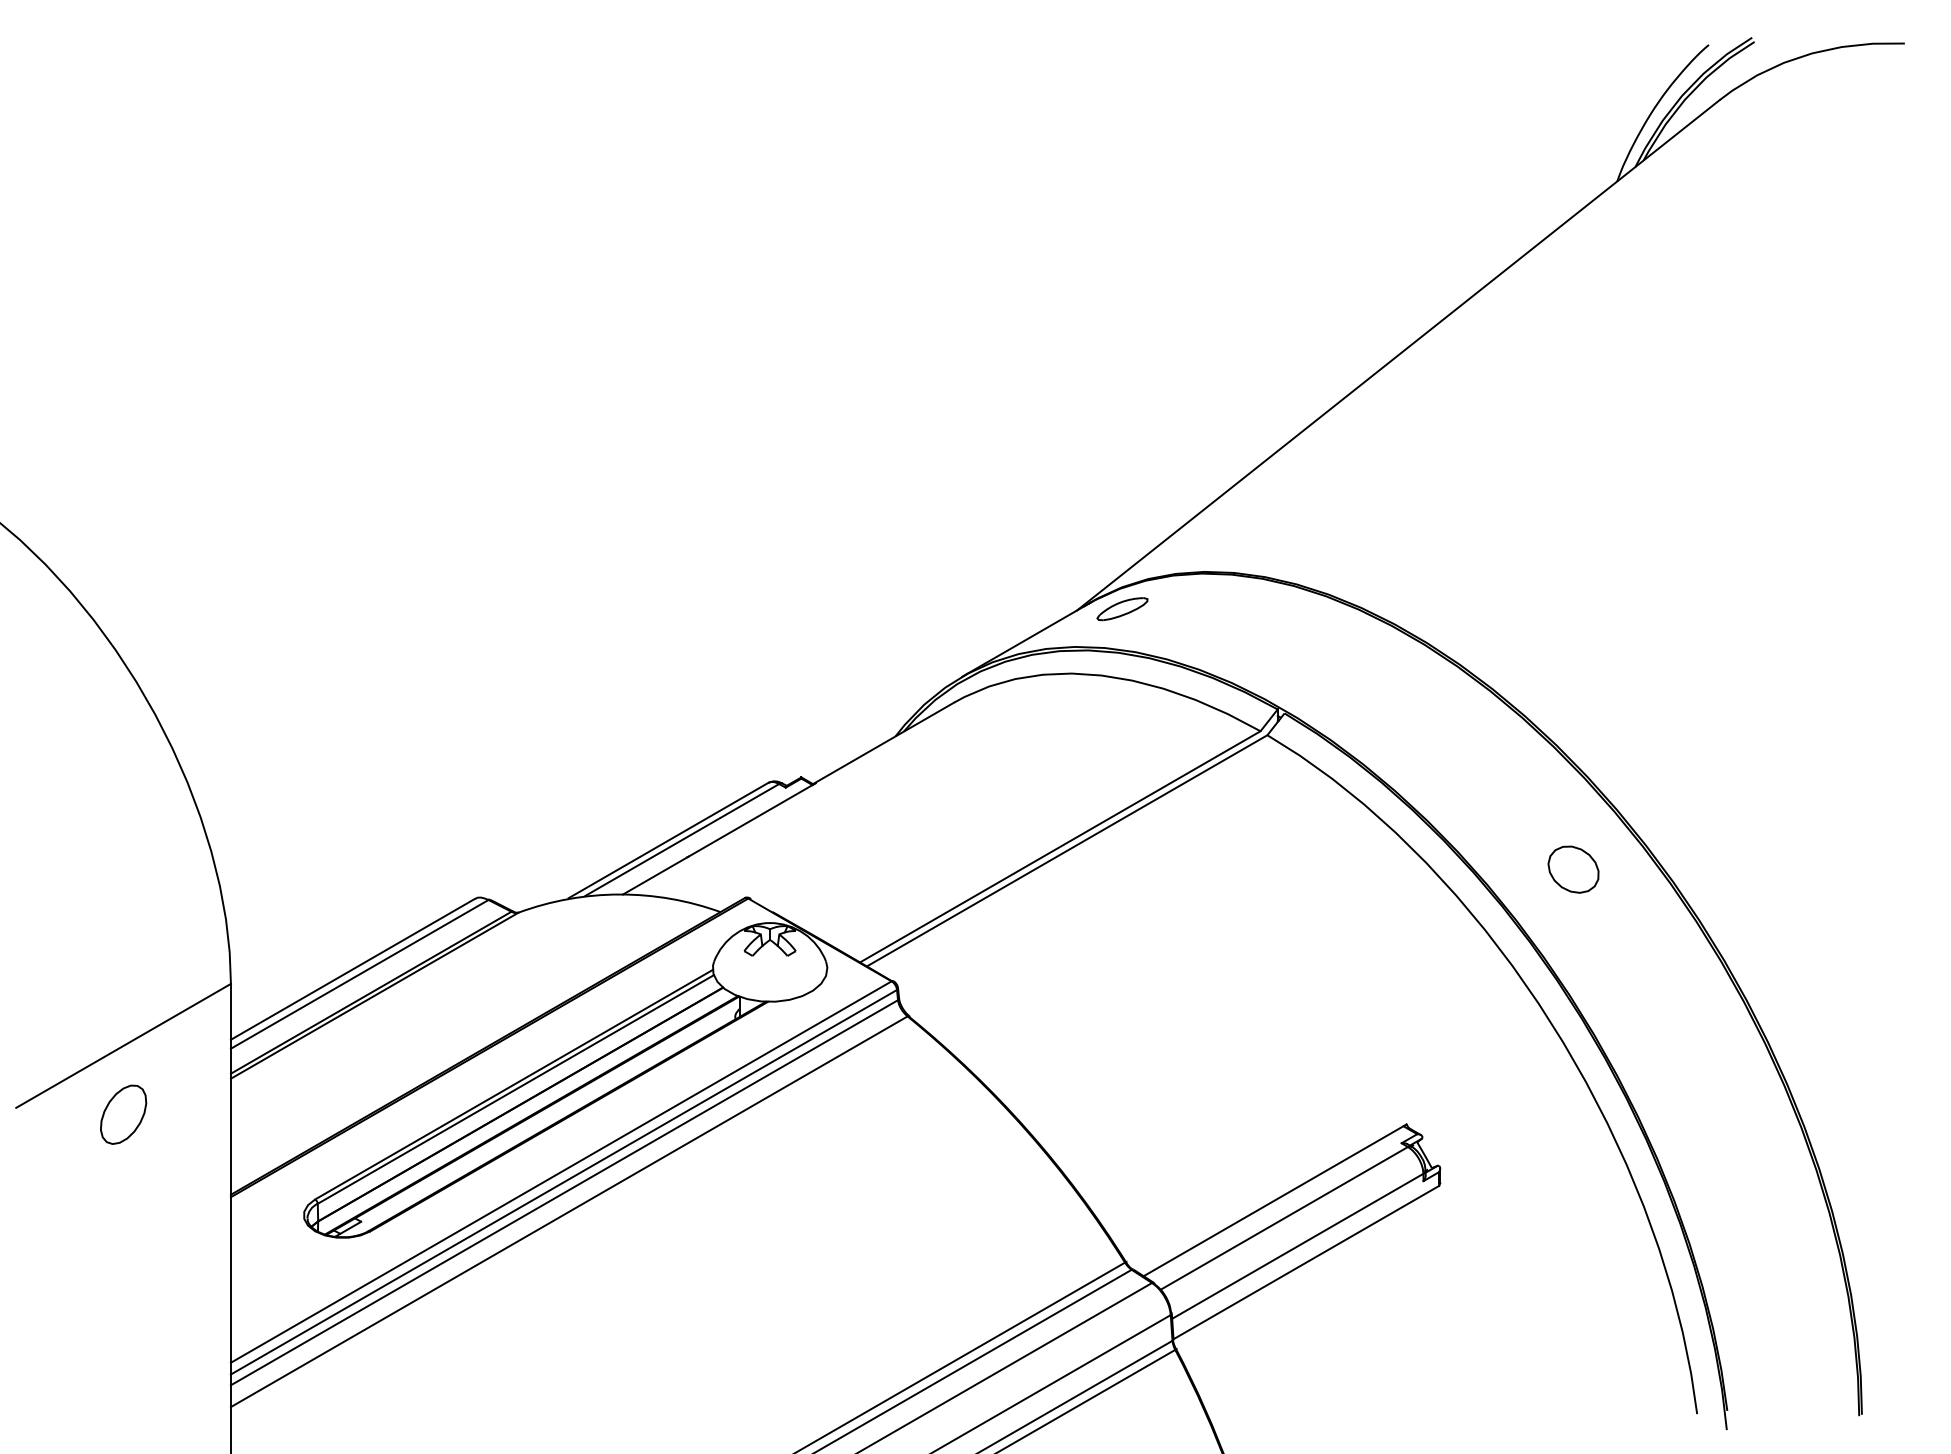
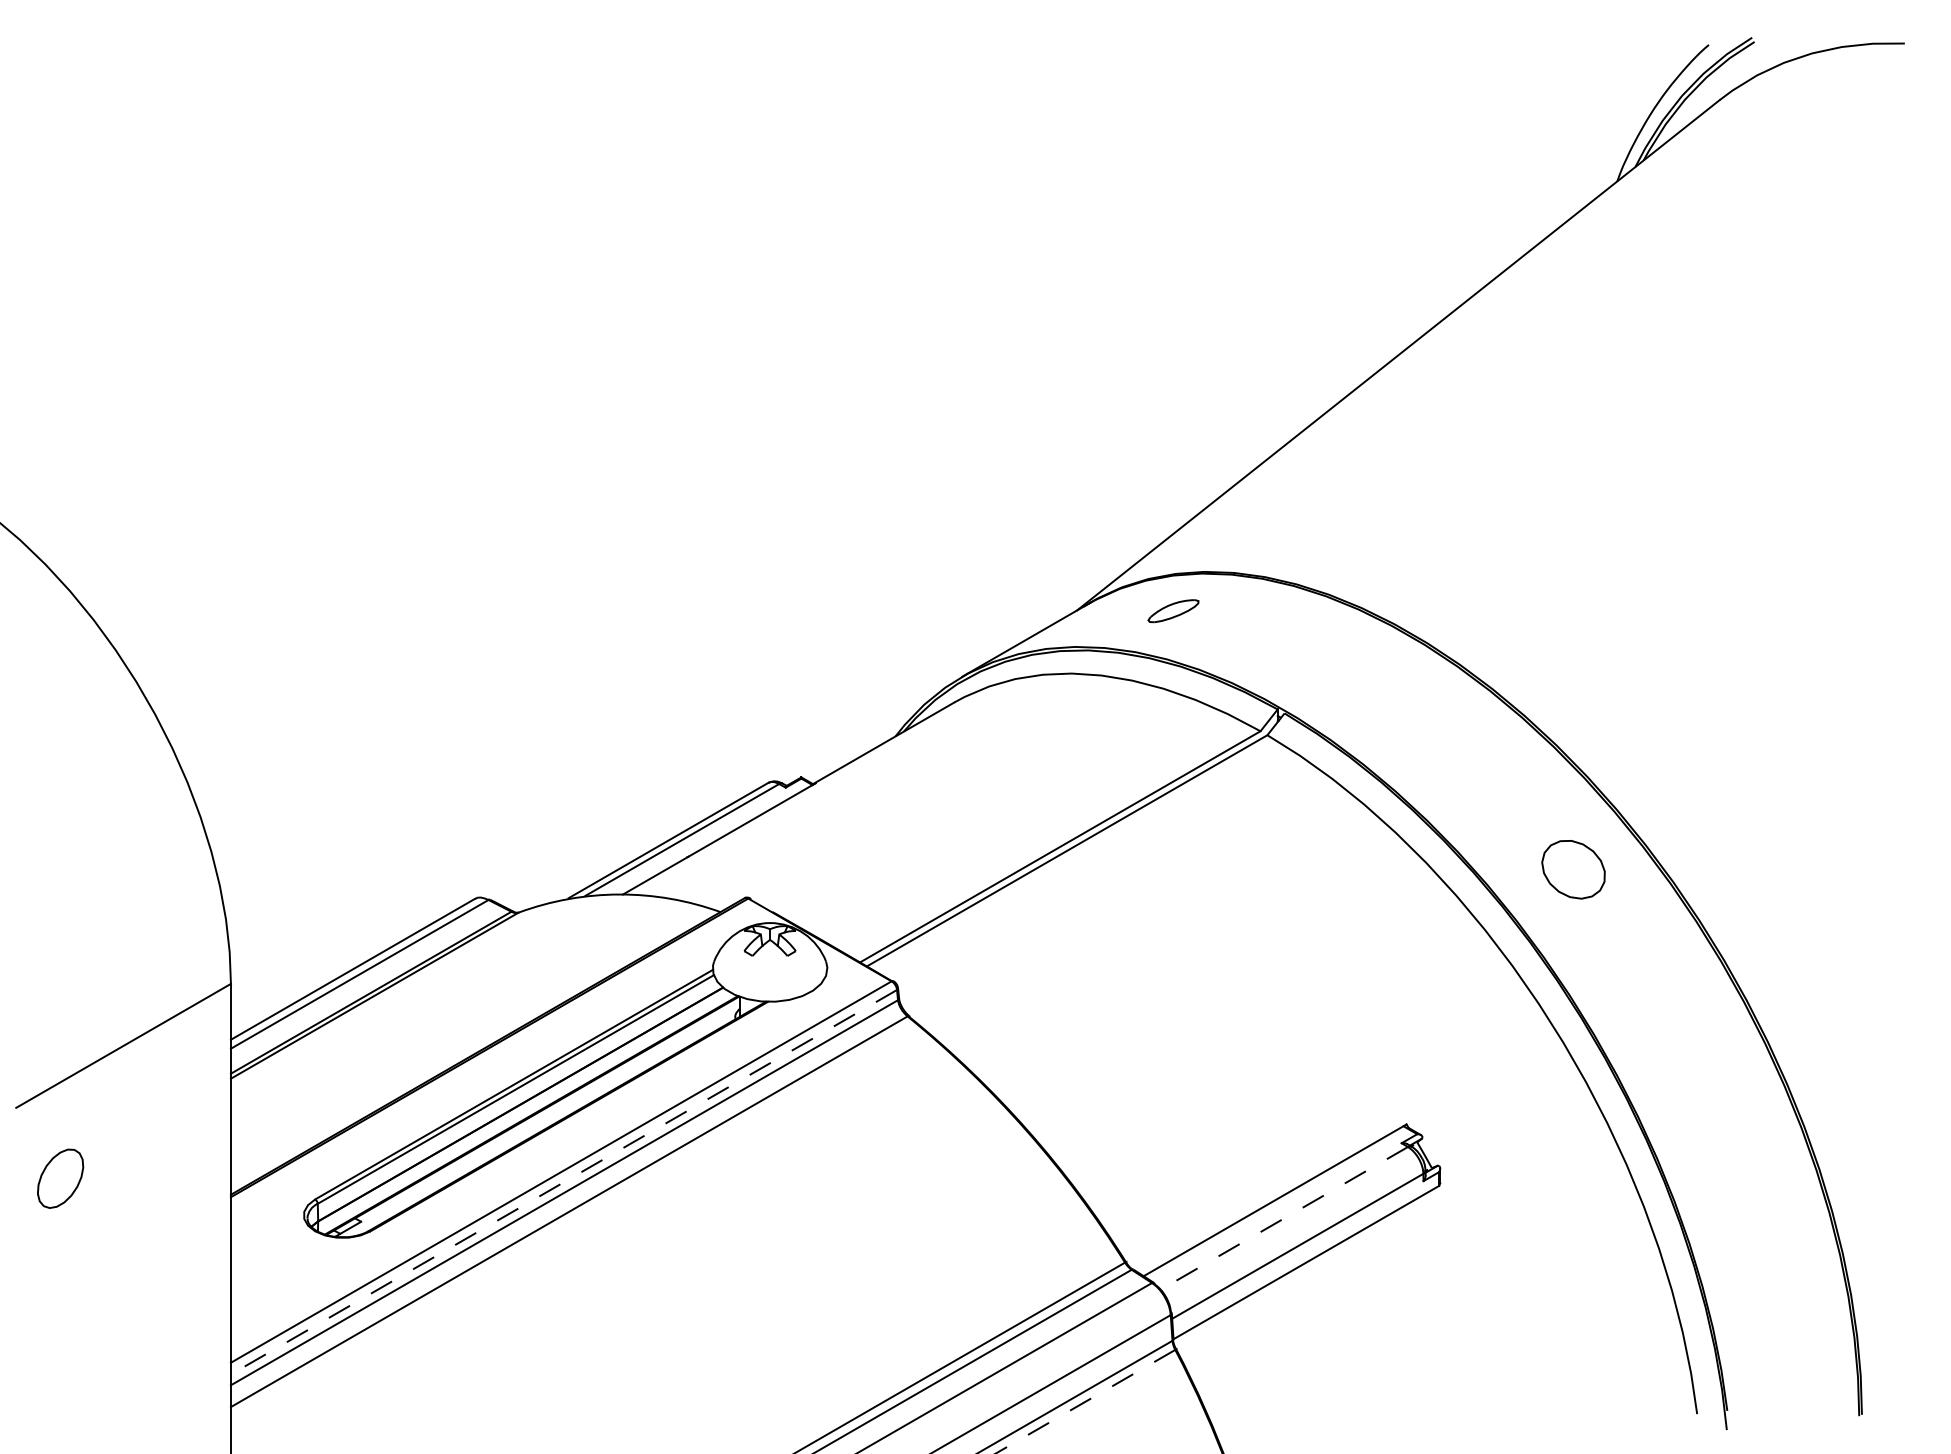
part position: (1122, 609) -> (1173, 611) (1173, 611)
part size: 53x49 px -> 65x60 px (1573, 869)
part position: (123, 1114) -> (60, 1178) (60, 1178)
line: solid -> dashed (563, 1182)
line: solid -> dashed (1284, 1218)
line: solid -> dashed (1085, 1401)
